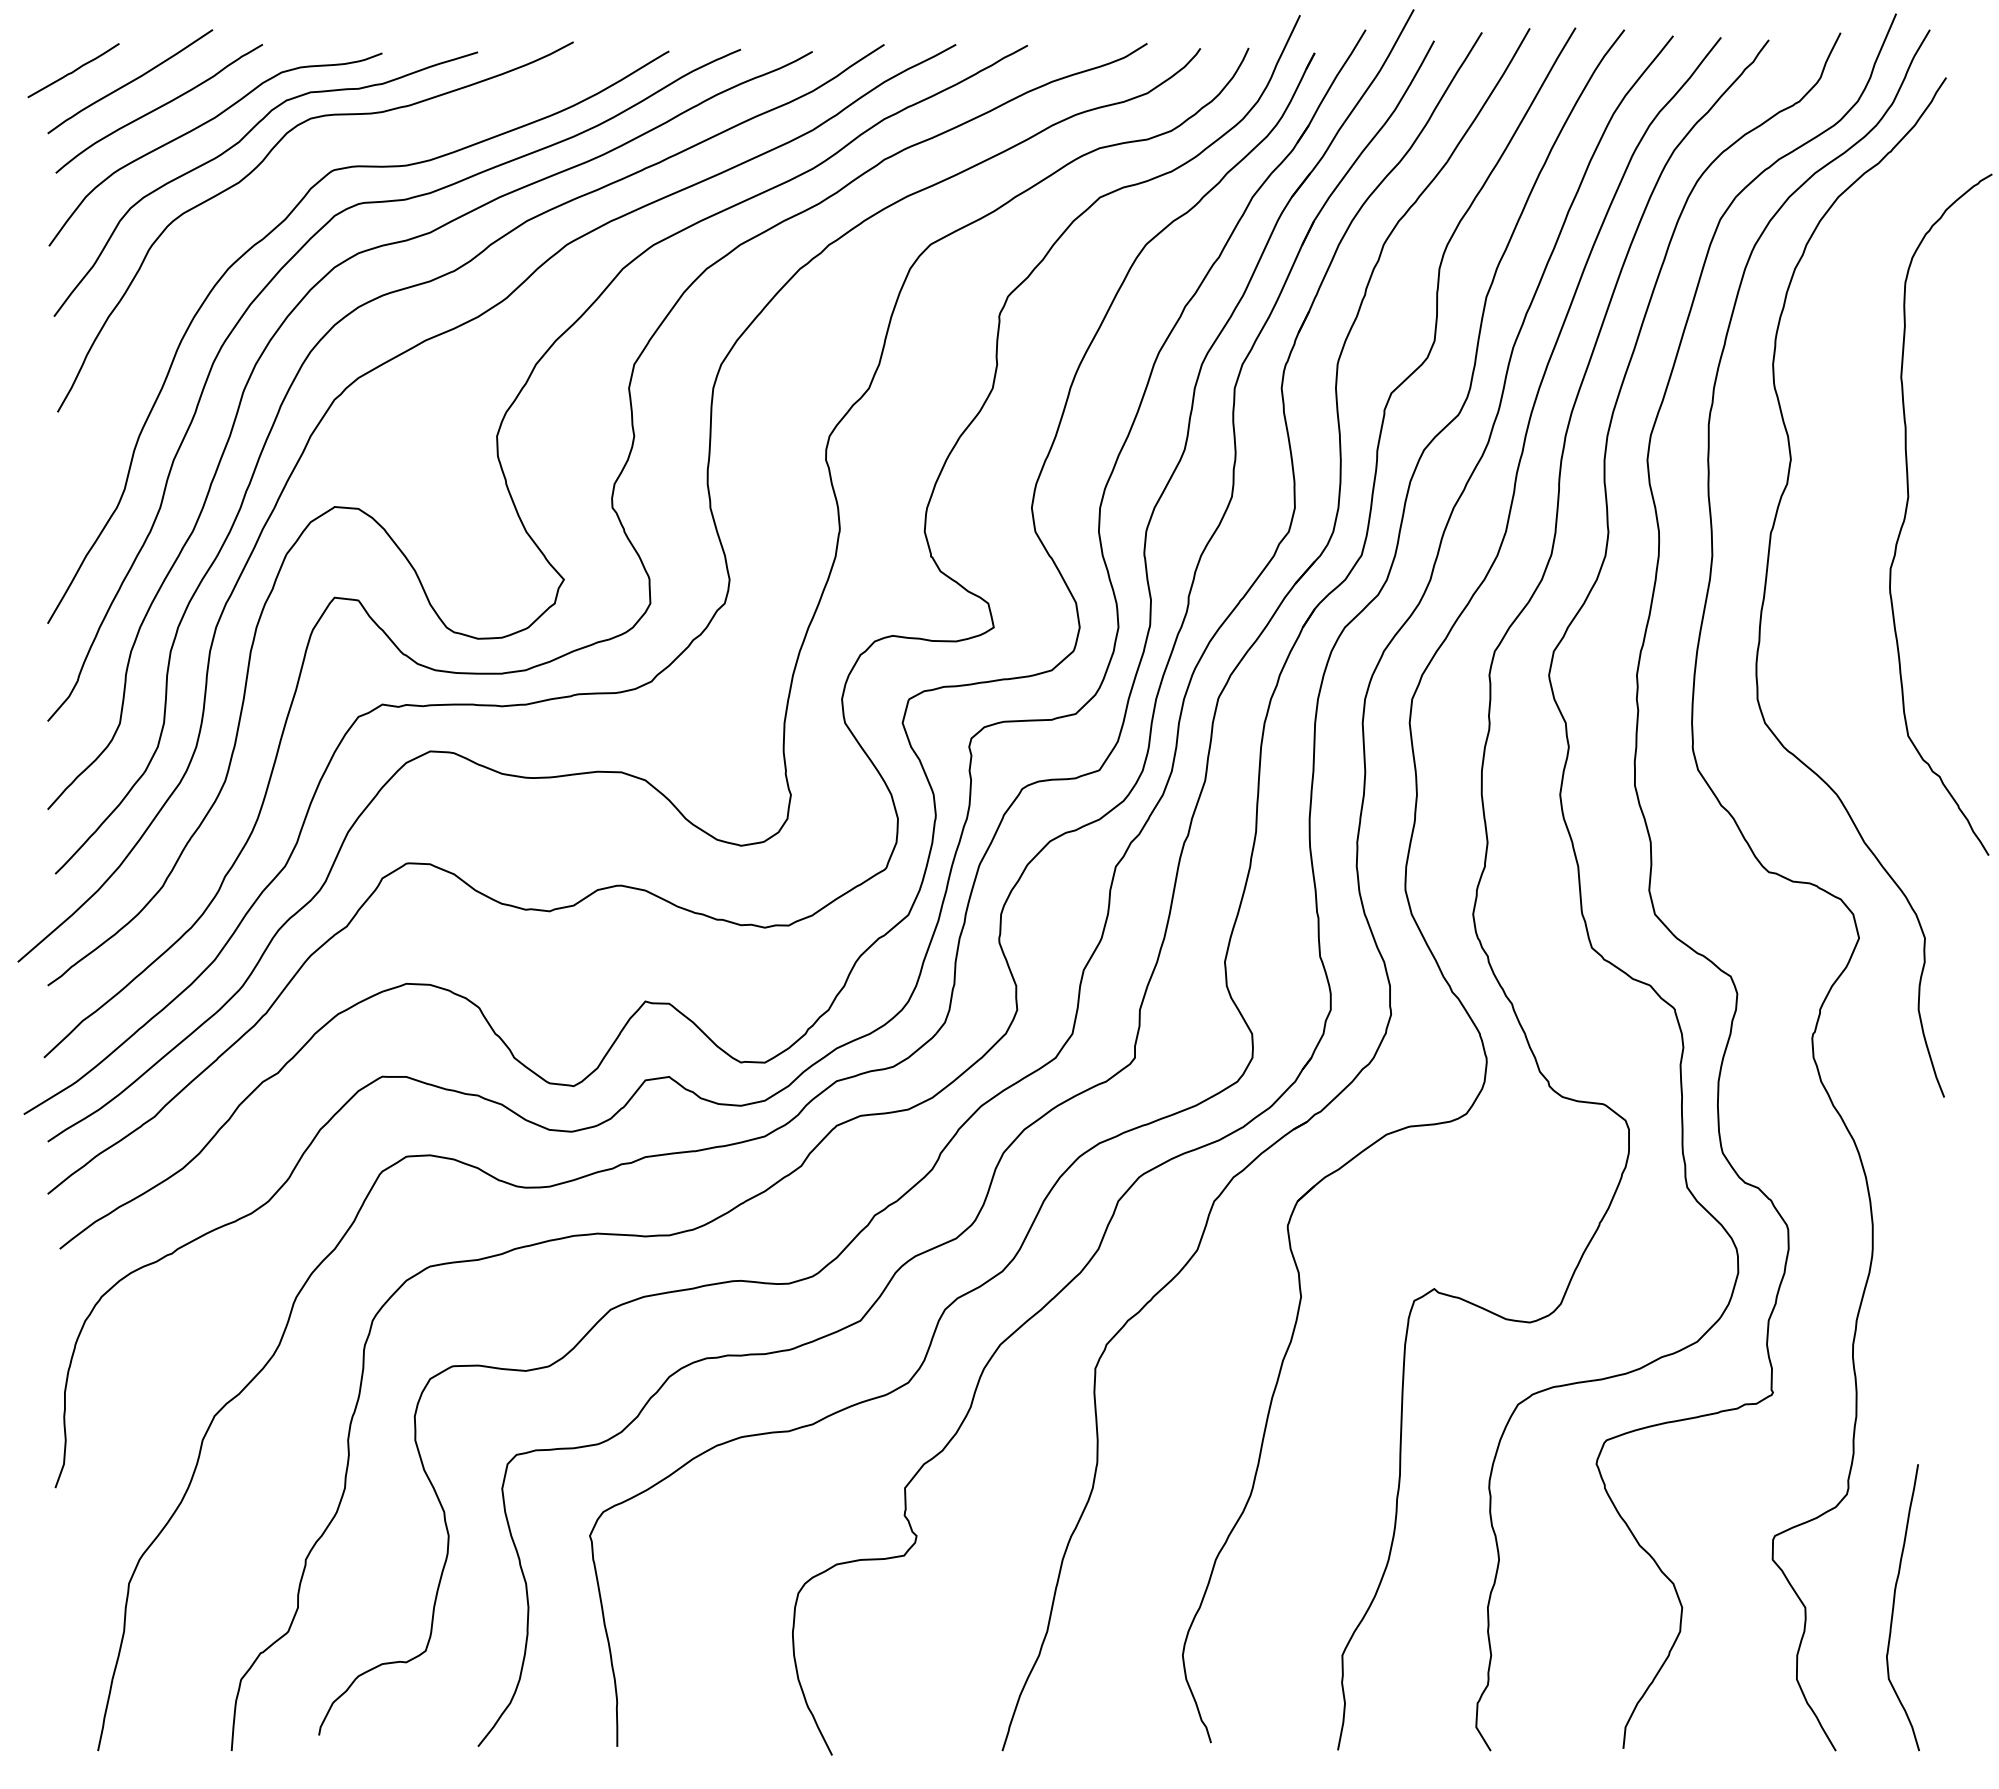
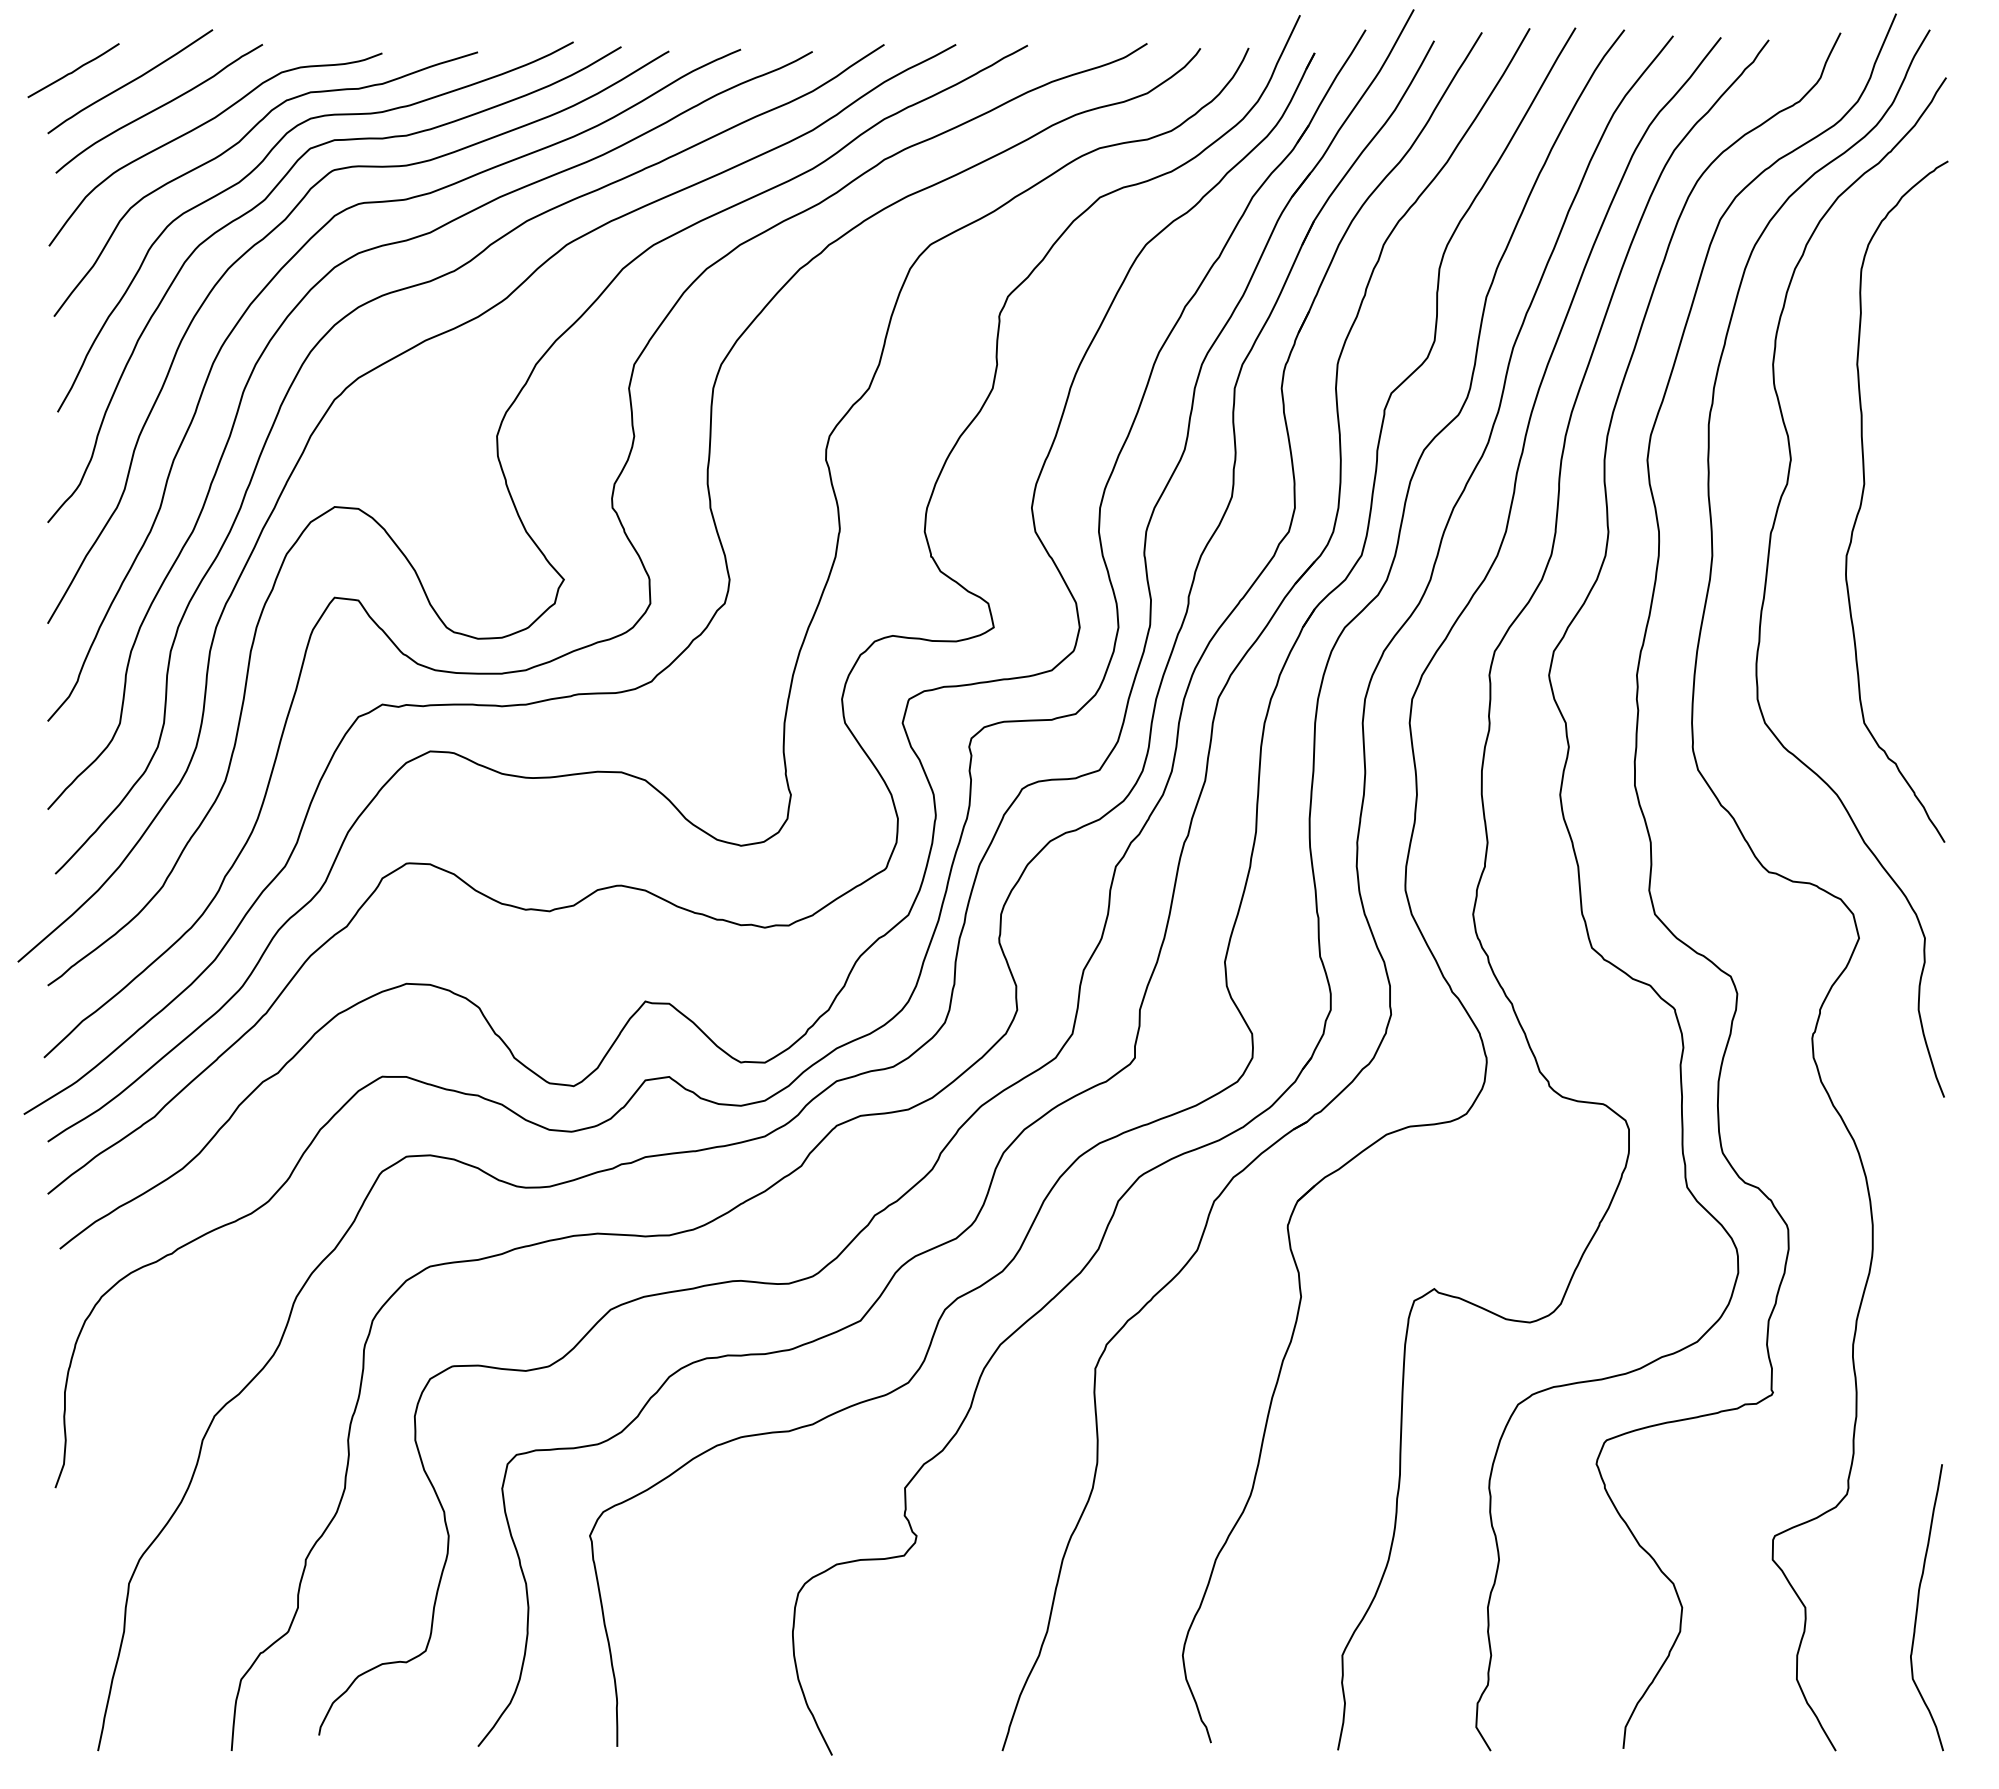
curve: none -> present (263, 202)
curve position: (1907, 509) -> (1863, 496) (1863, 496)
curve position: (1894, 1607) -> (1918, 1607) (1918, 1607)
